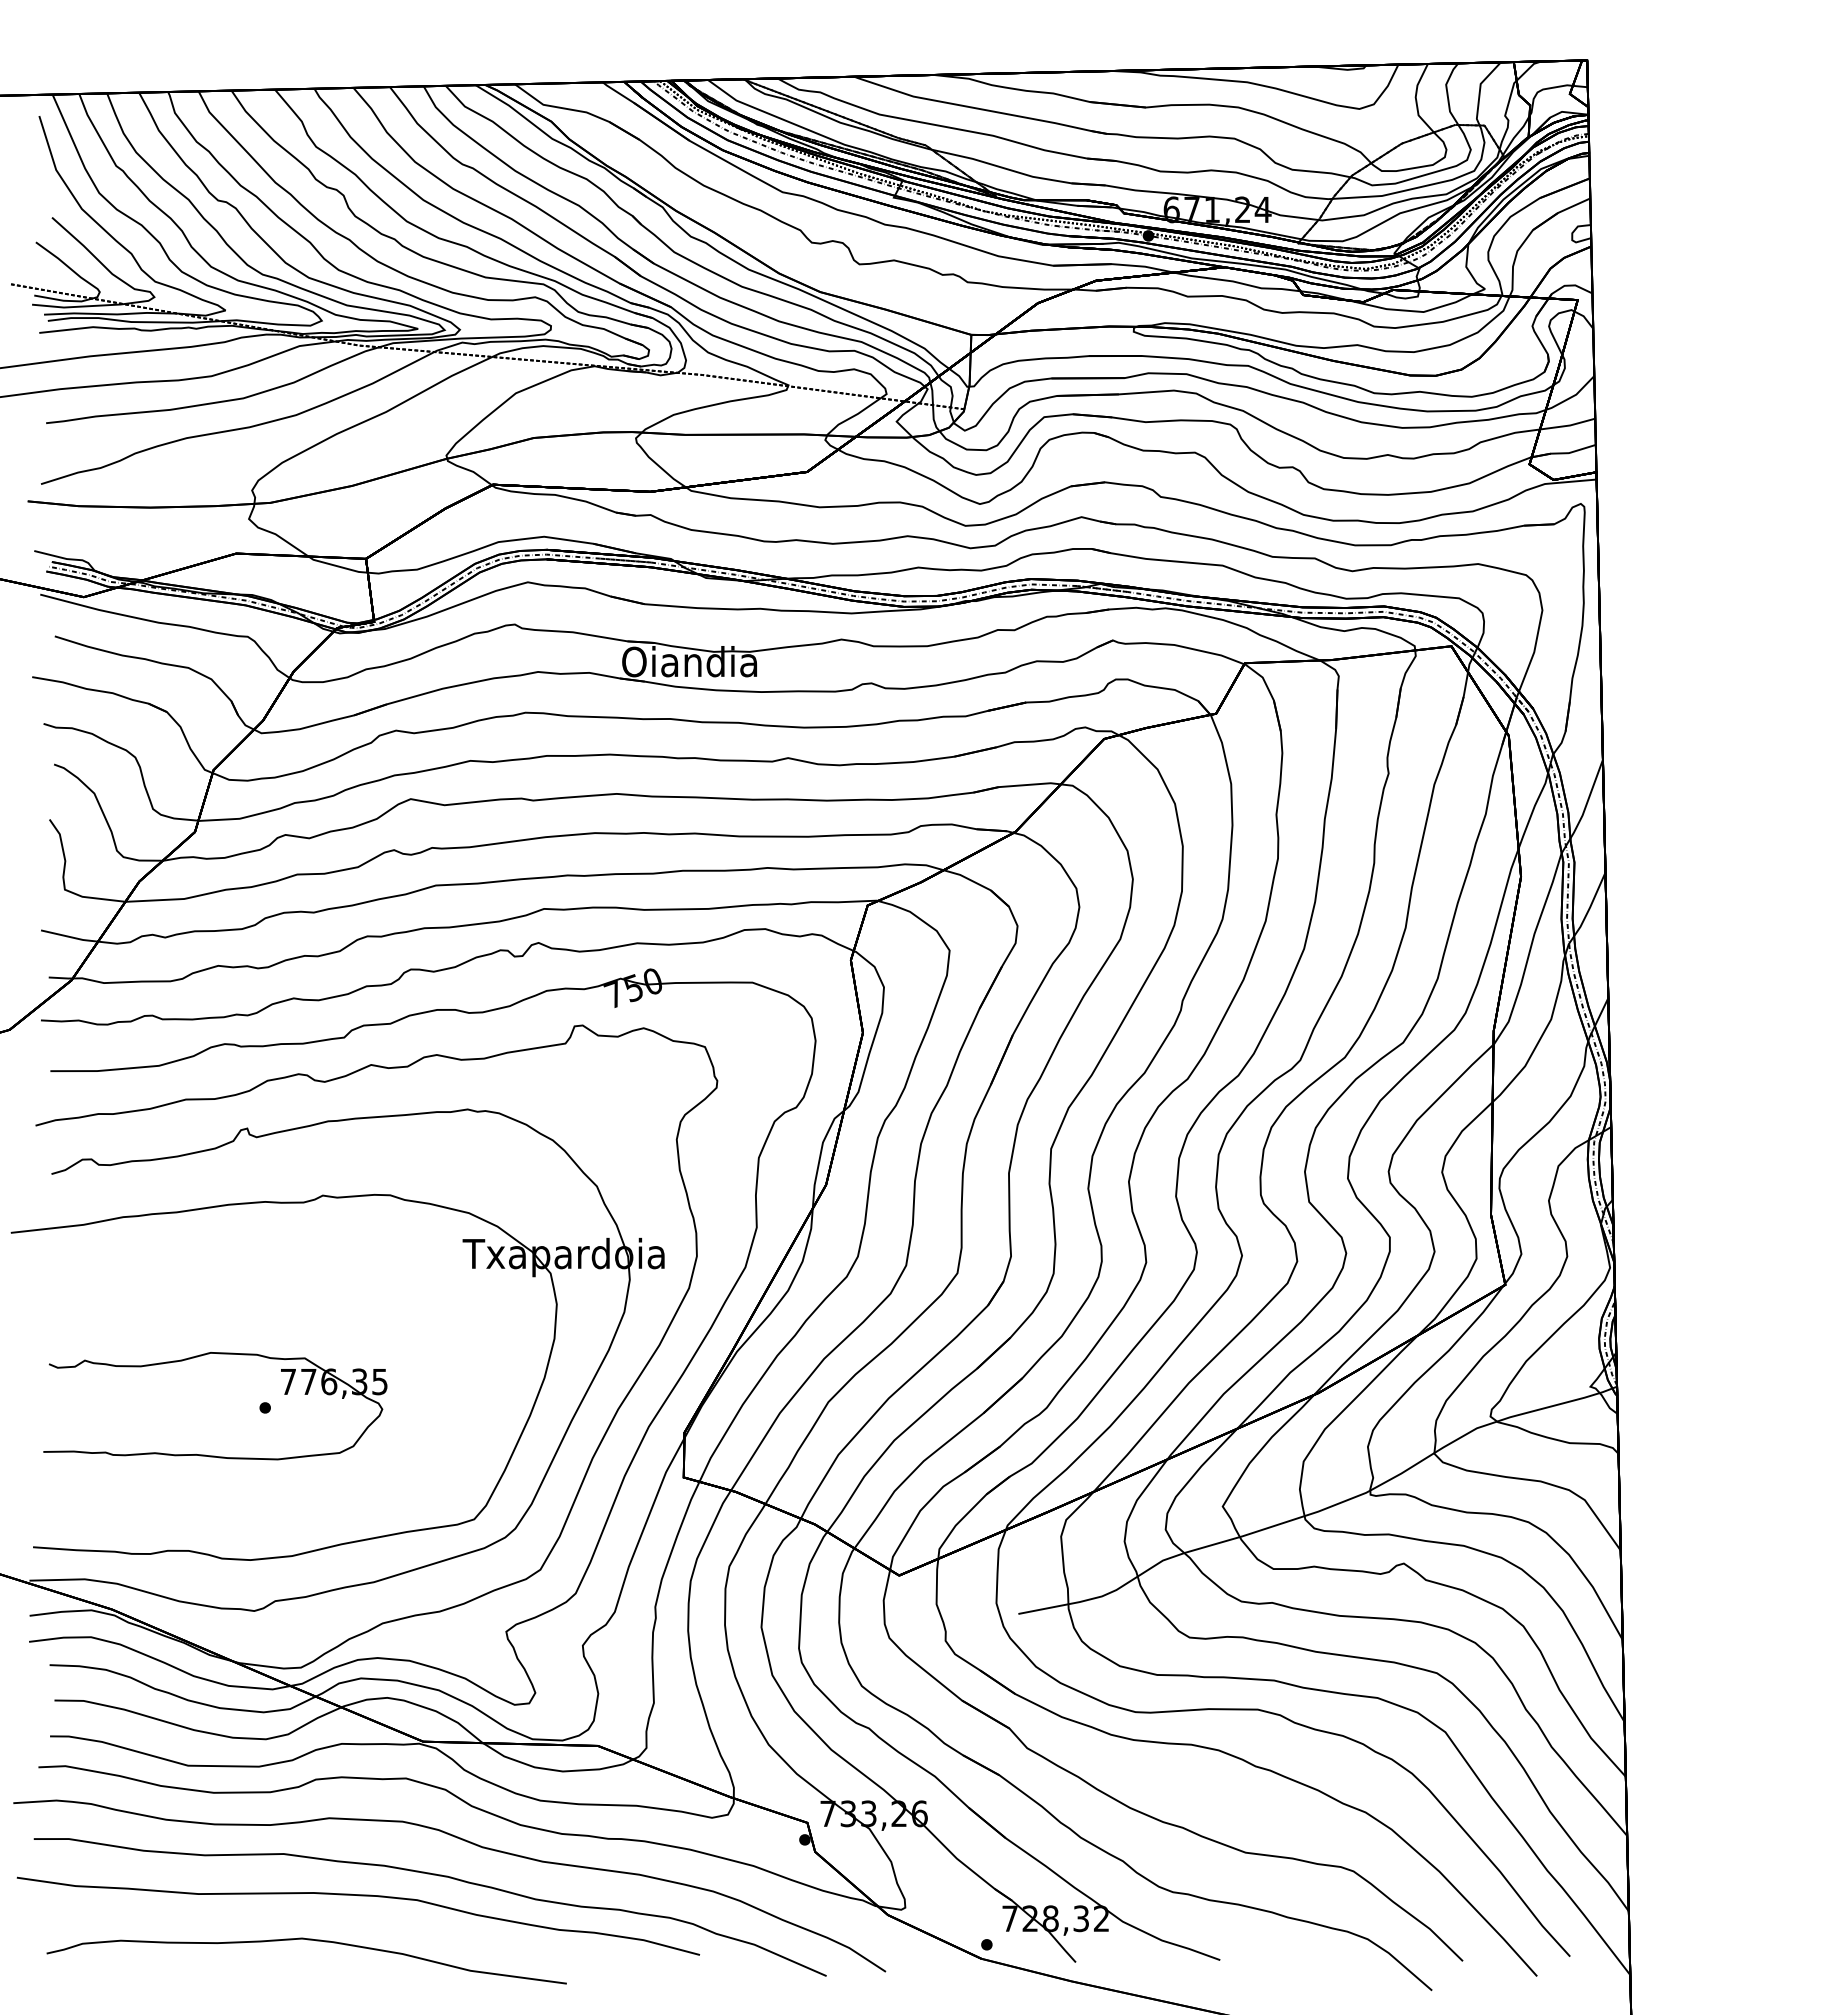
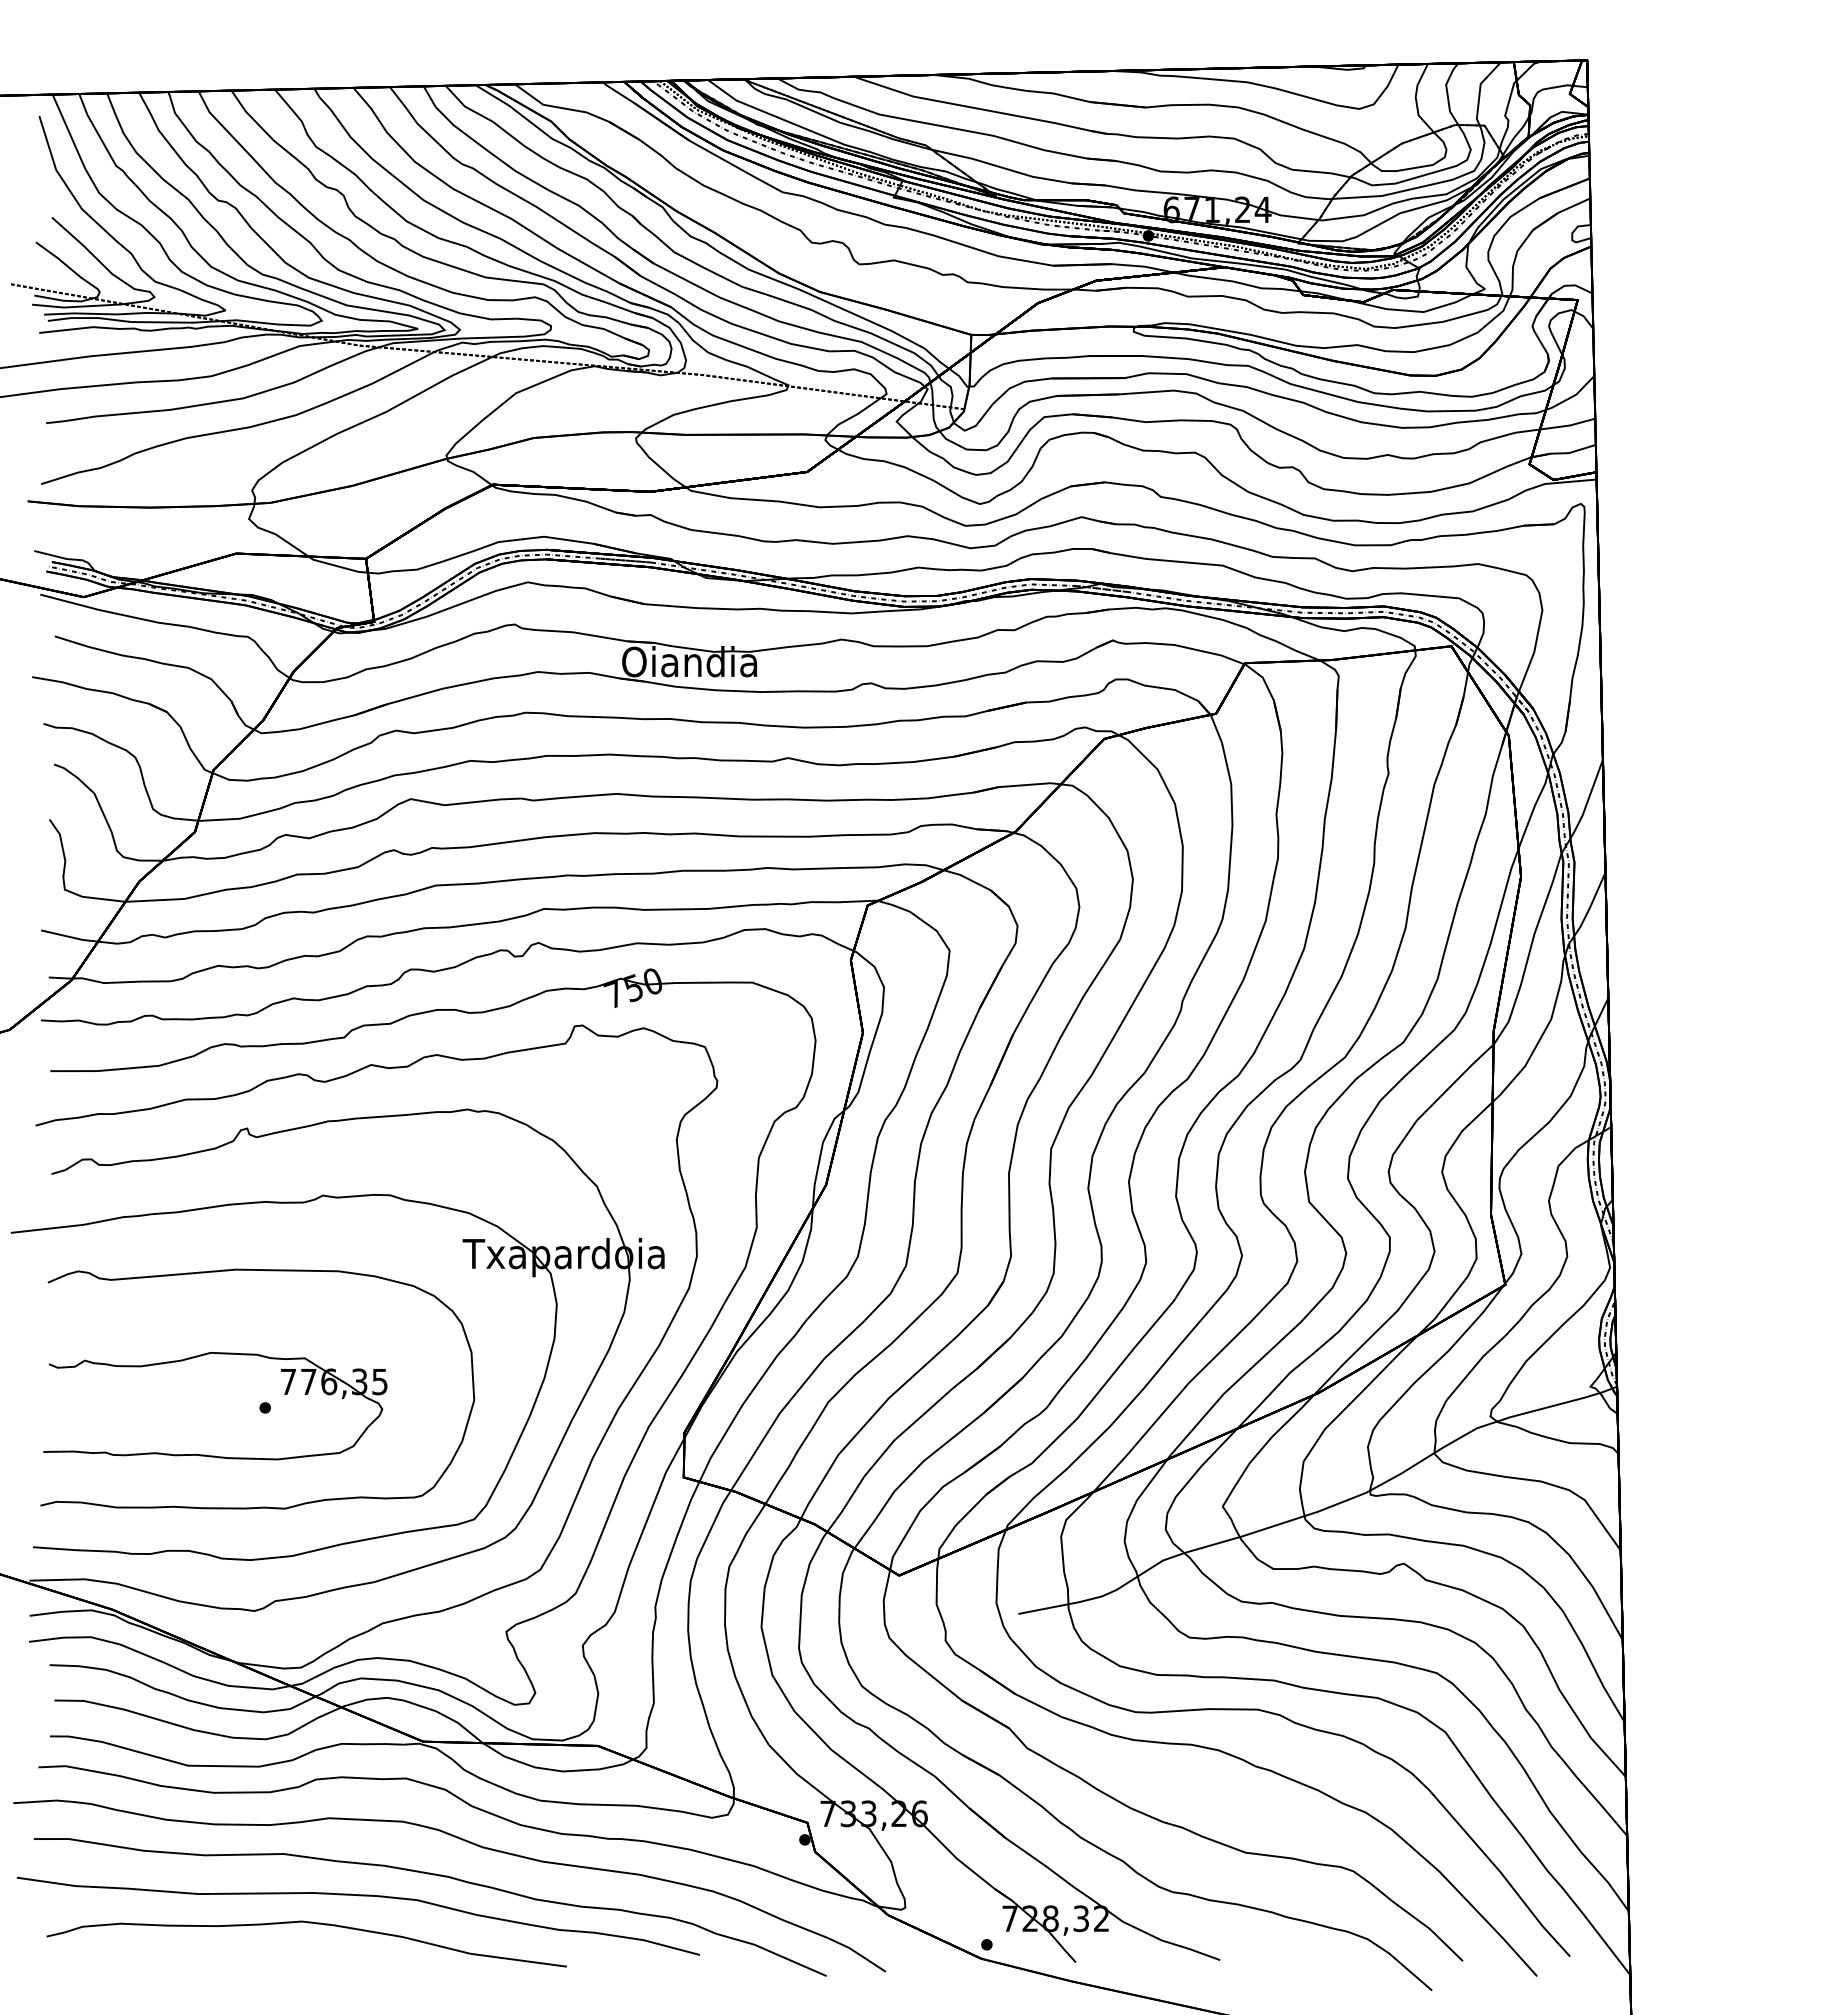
curve: none -> present (268, 1271)
curve position: (307, 1940) -> (307, 1923) (307, 1923)
